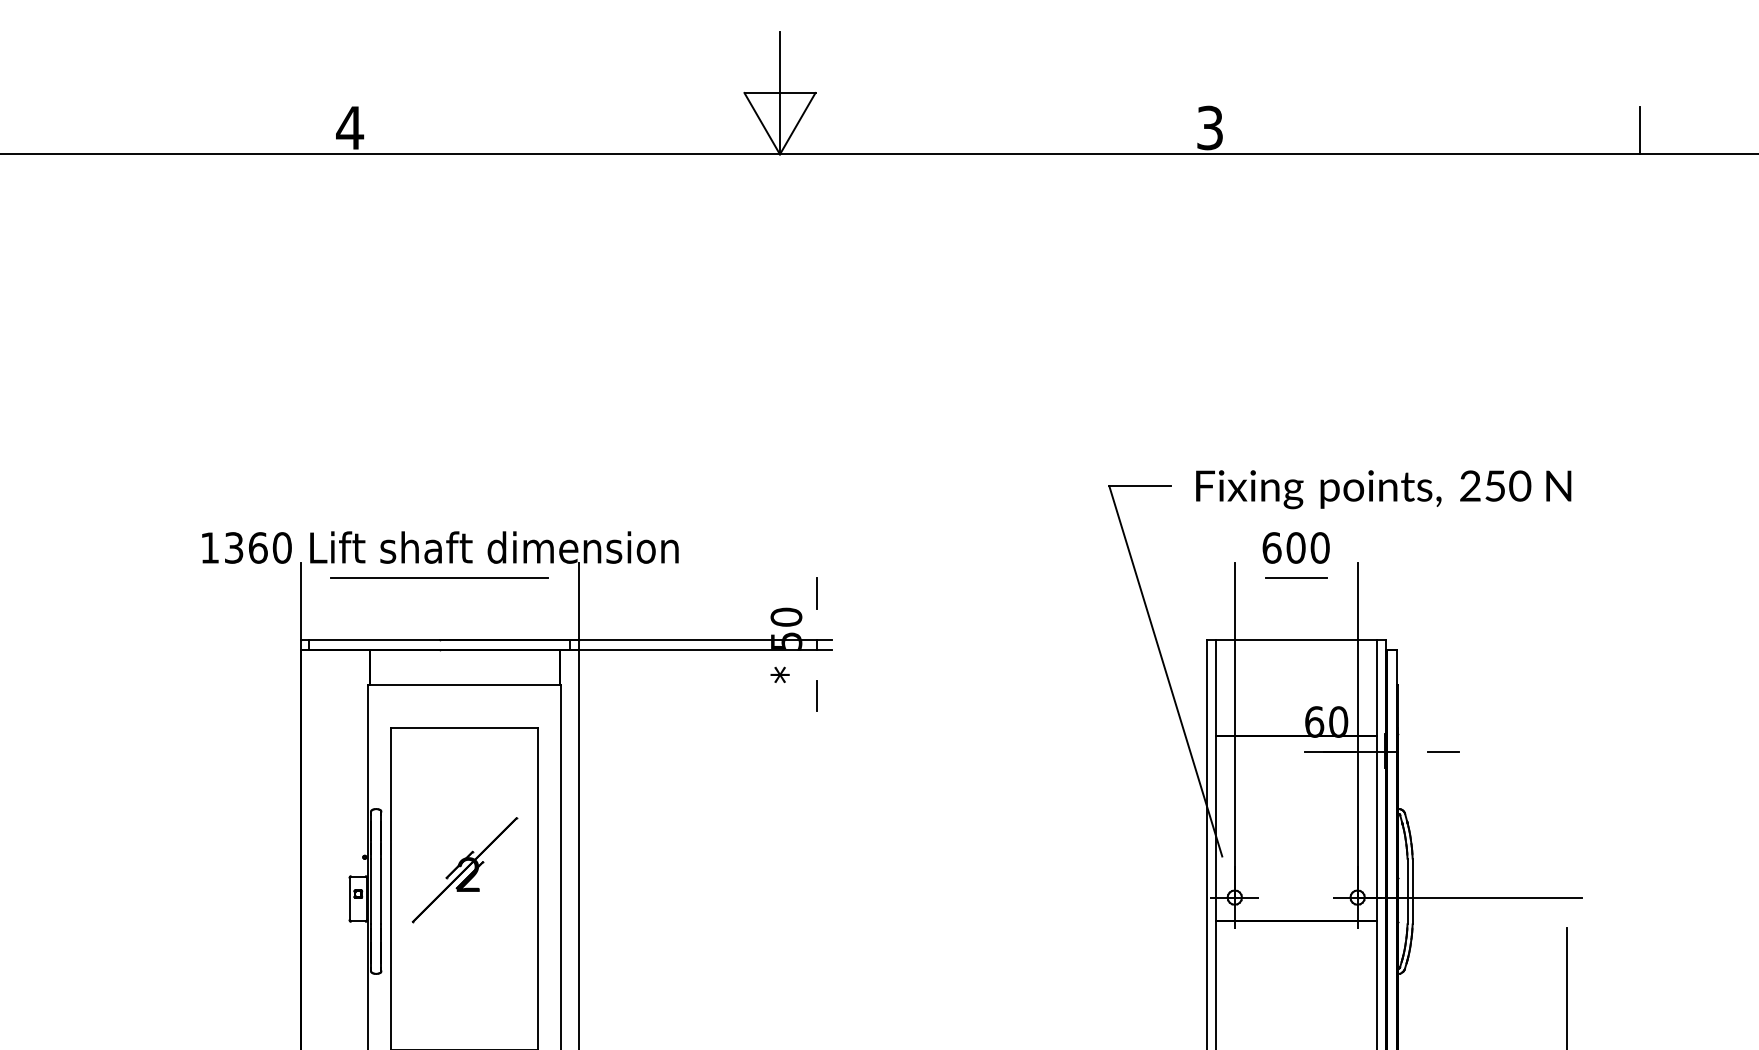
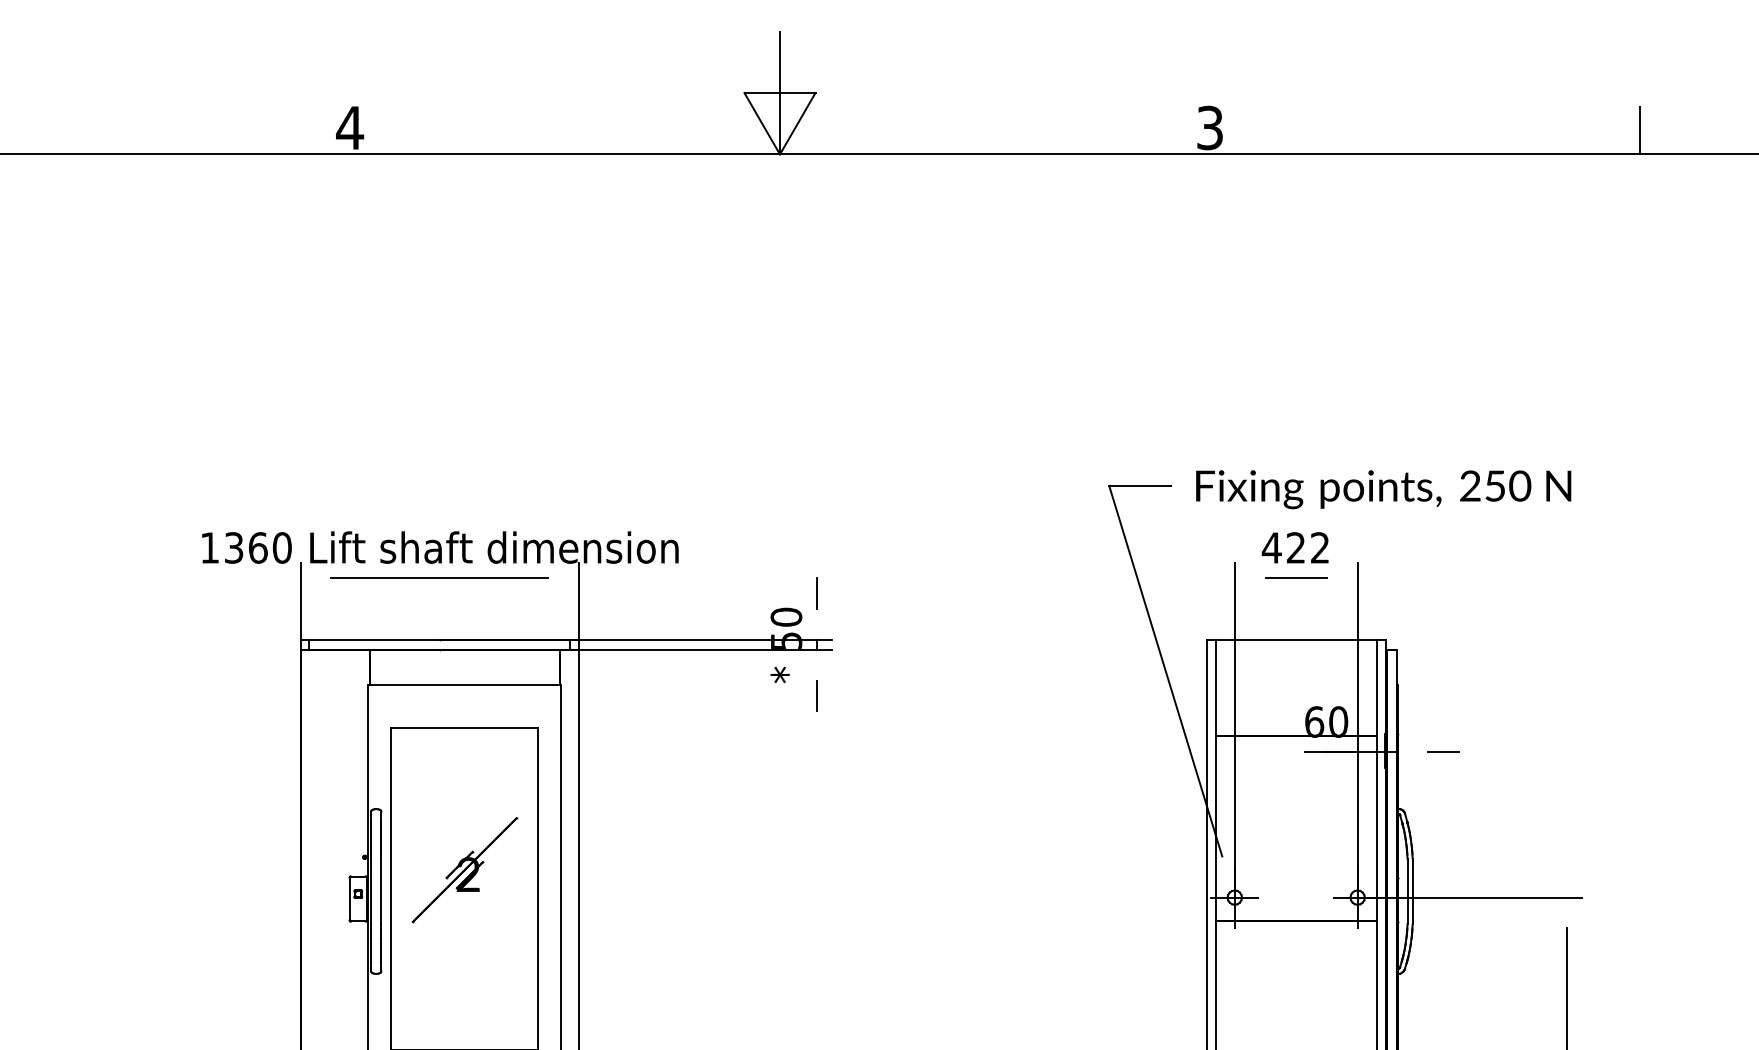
text: 600 -> 422 (1295, 547)
